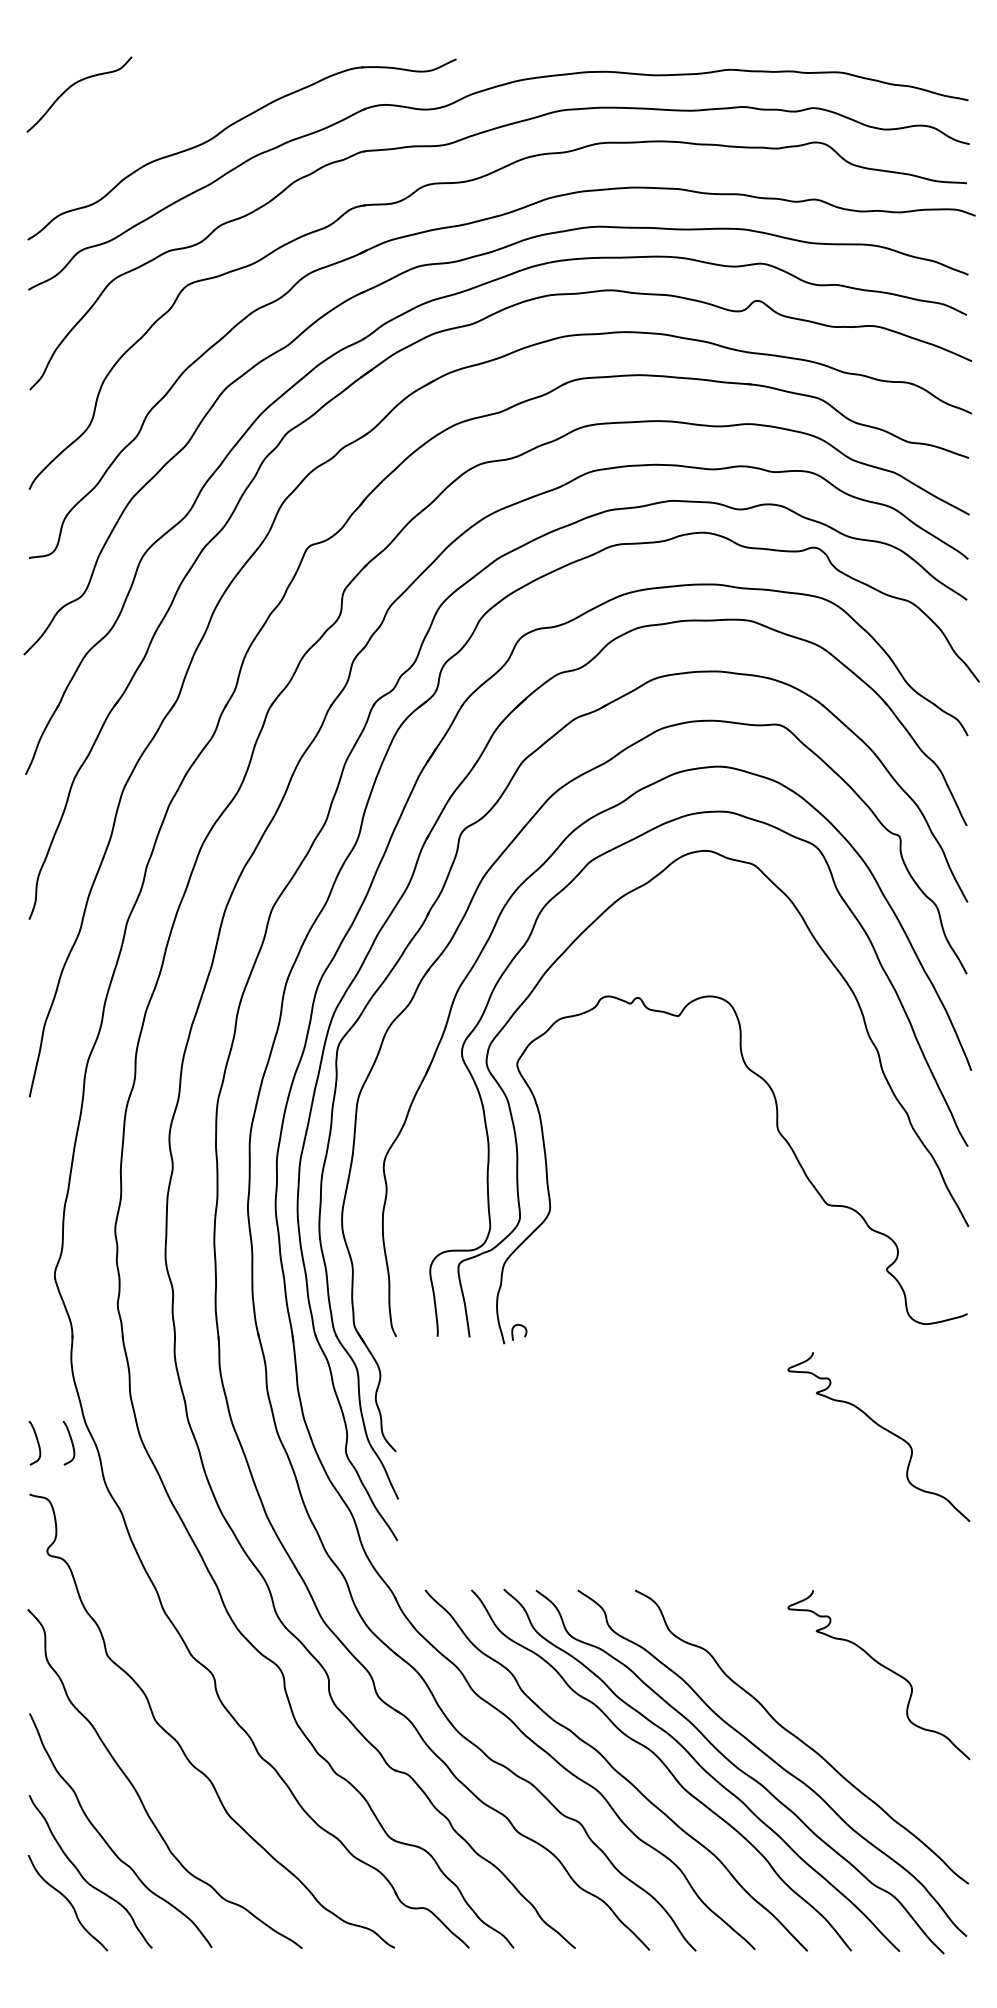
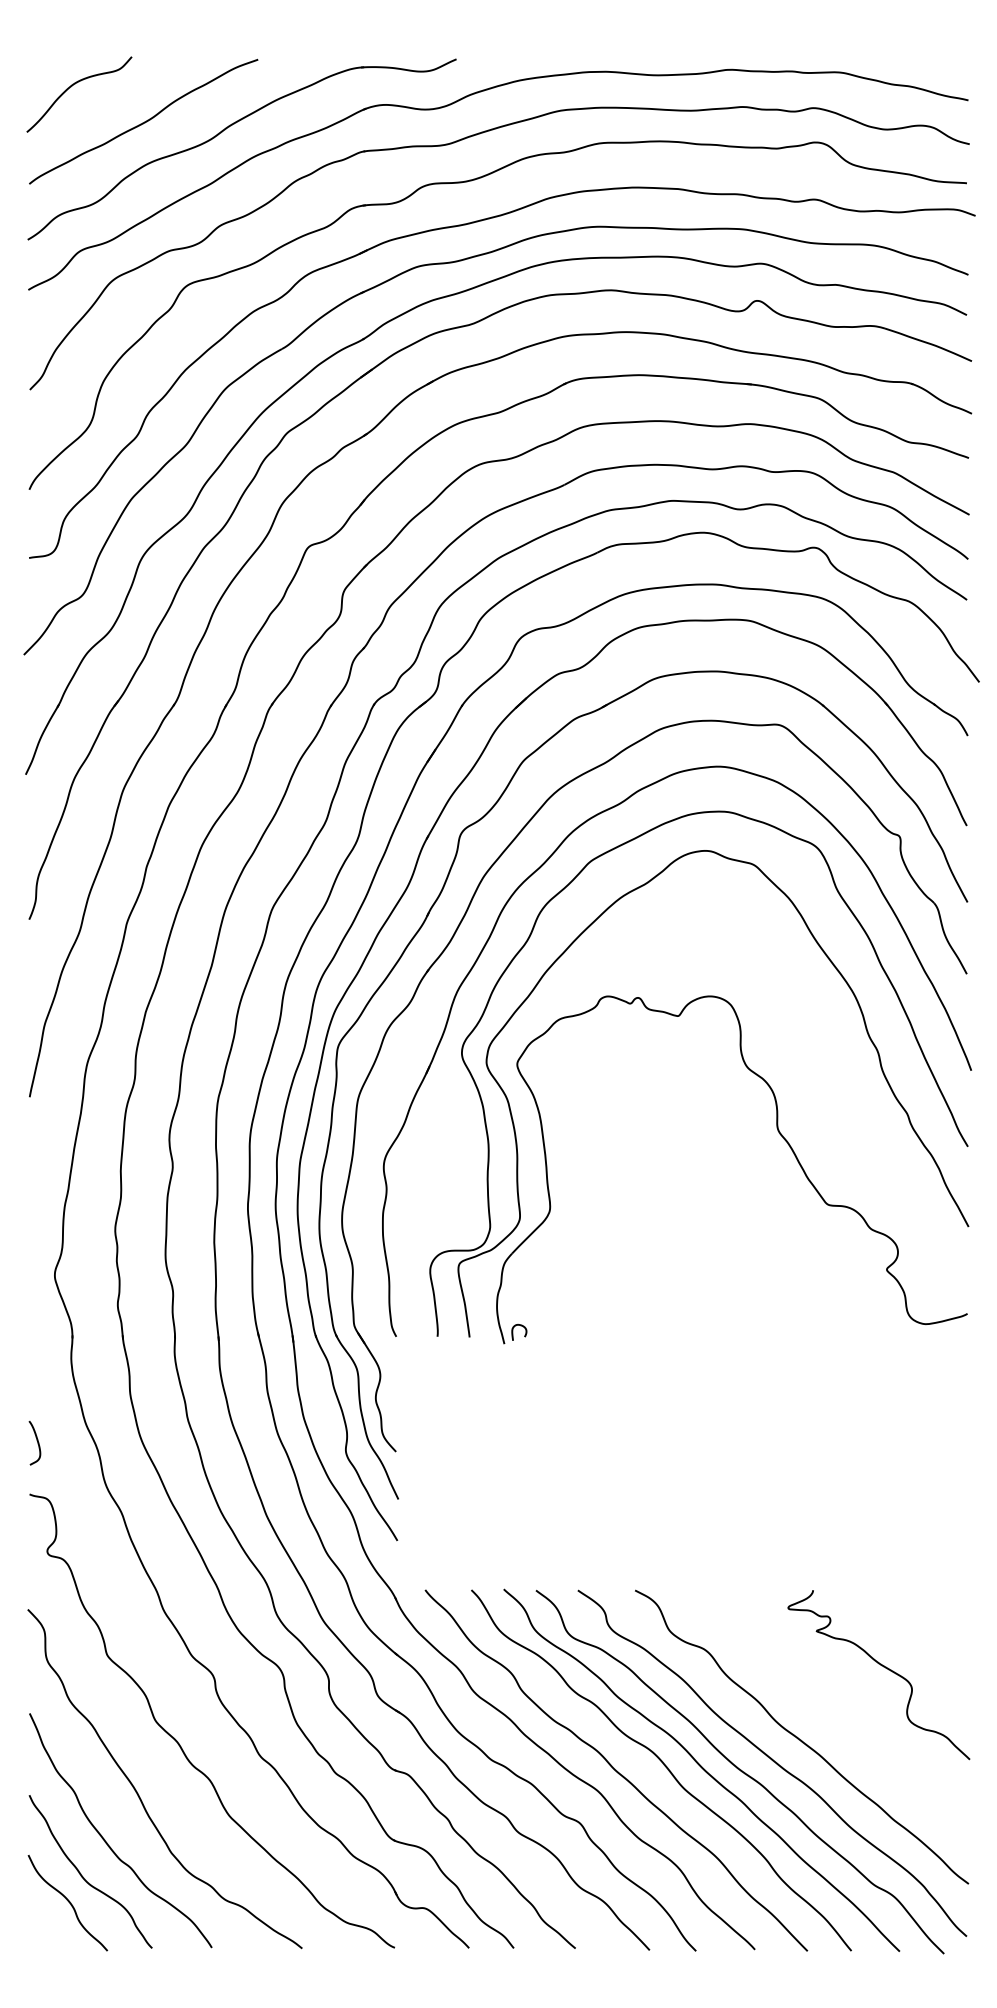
curve: none -> present (144, 121)
curve: present -> none (883, 1429)
curve: present -> none (70, 1440)
